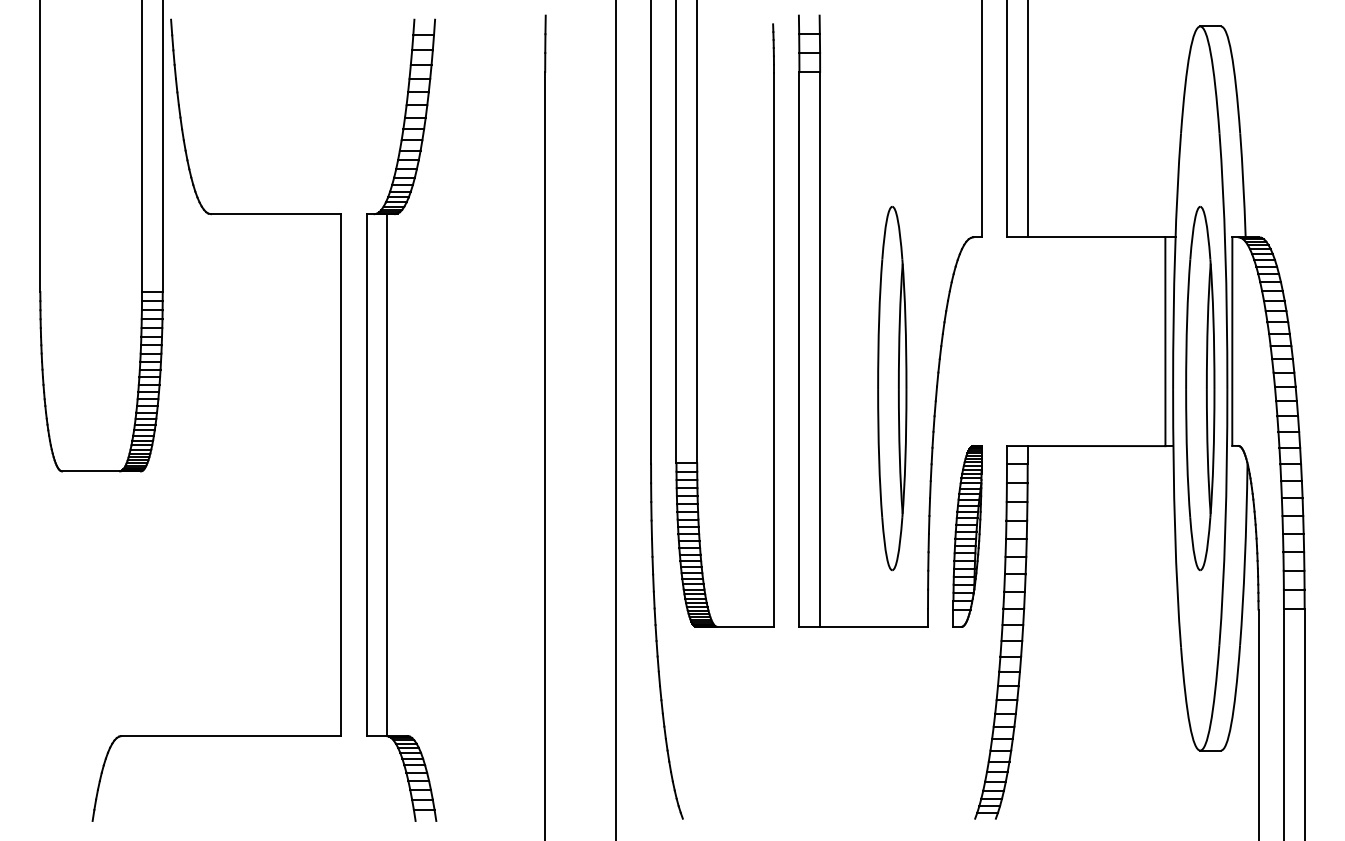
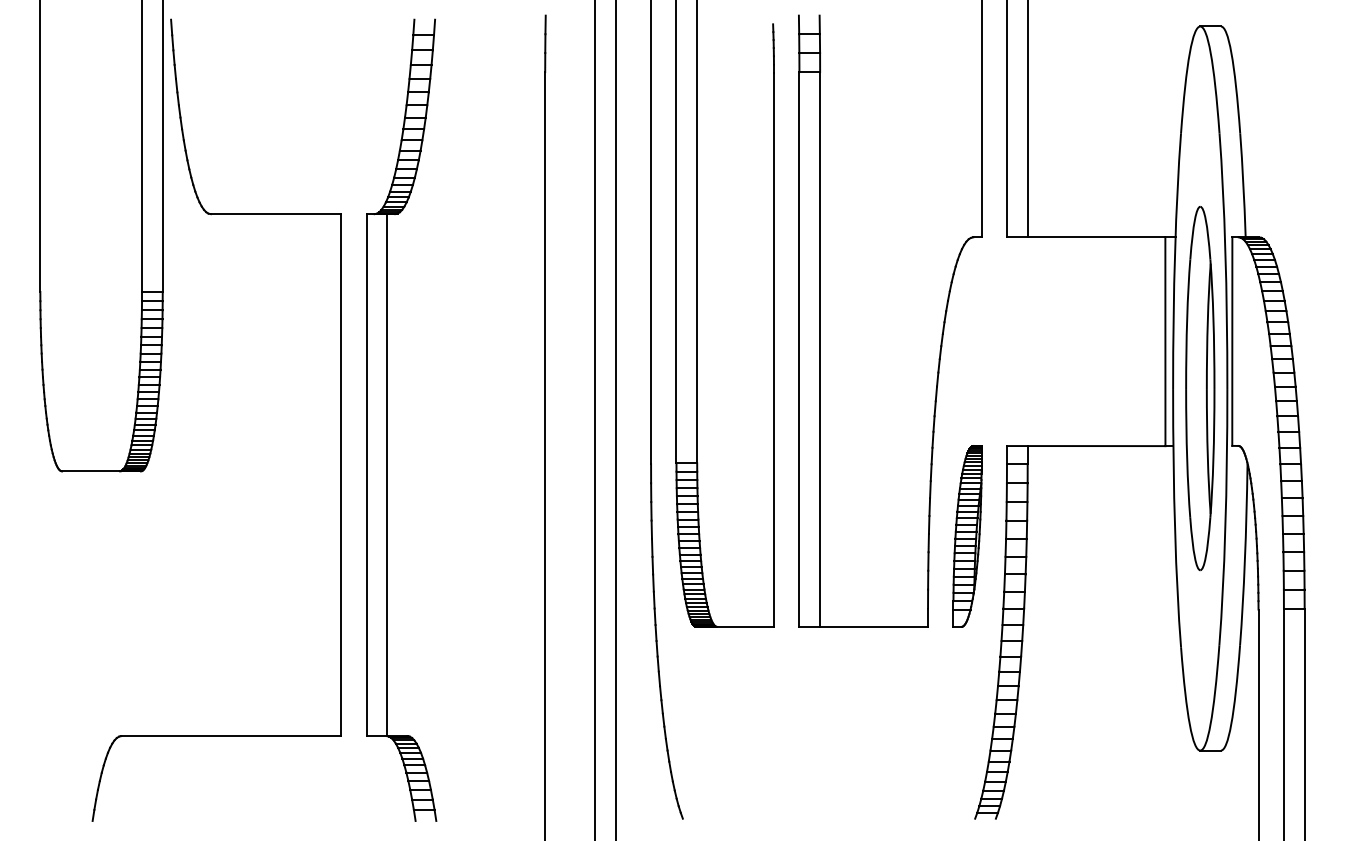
part: present -> none (892, 388)
line: none -> present (595, 419)
